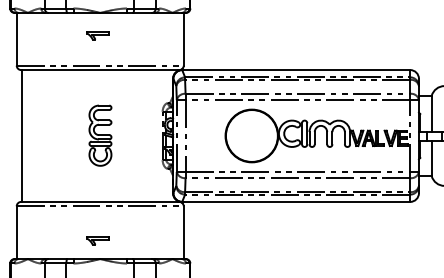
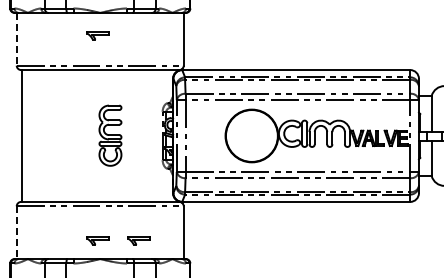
line: solid -> dashed (16, 39)
part position: (100, 135) -> (110, 135) (110, 135)
line: solid -> dashed (16, 233)
part: none -> present (138, 240)
